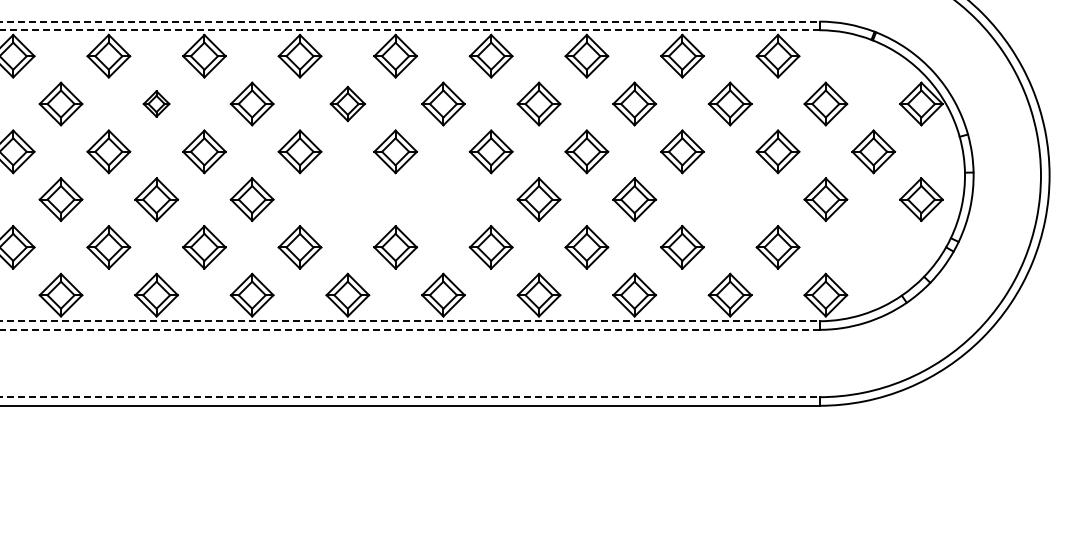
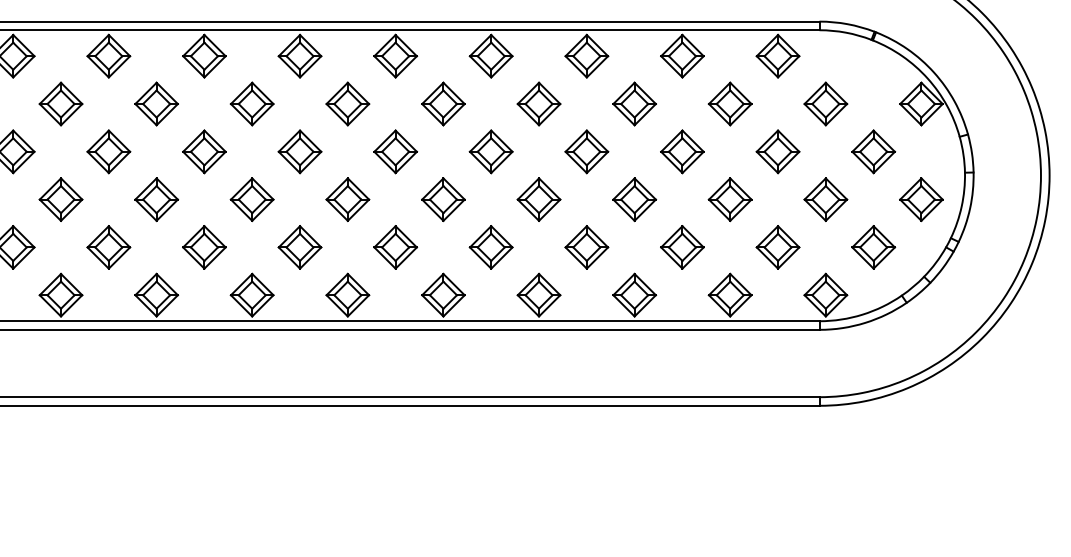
line: dashed -> solid (410, 21)
line: dashed -> solid (409, 30)
part size: 29x28 px -> 45x46 px (156, 103)
part size: 37x38 px -> 46x46 px (347, 103)
part: none -> present (347, 199)
part: none -> present (443, 199)
part: none -> present (729, 199)
part: none -> present (873, 247)
line: dashed -> solid (410, 321)
line: dashed -> solid (409, 329)
line: dashed -> solid (410, 397)
